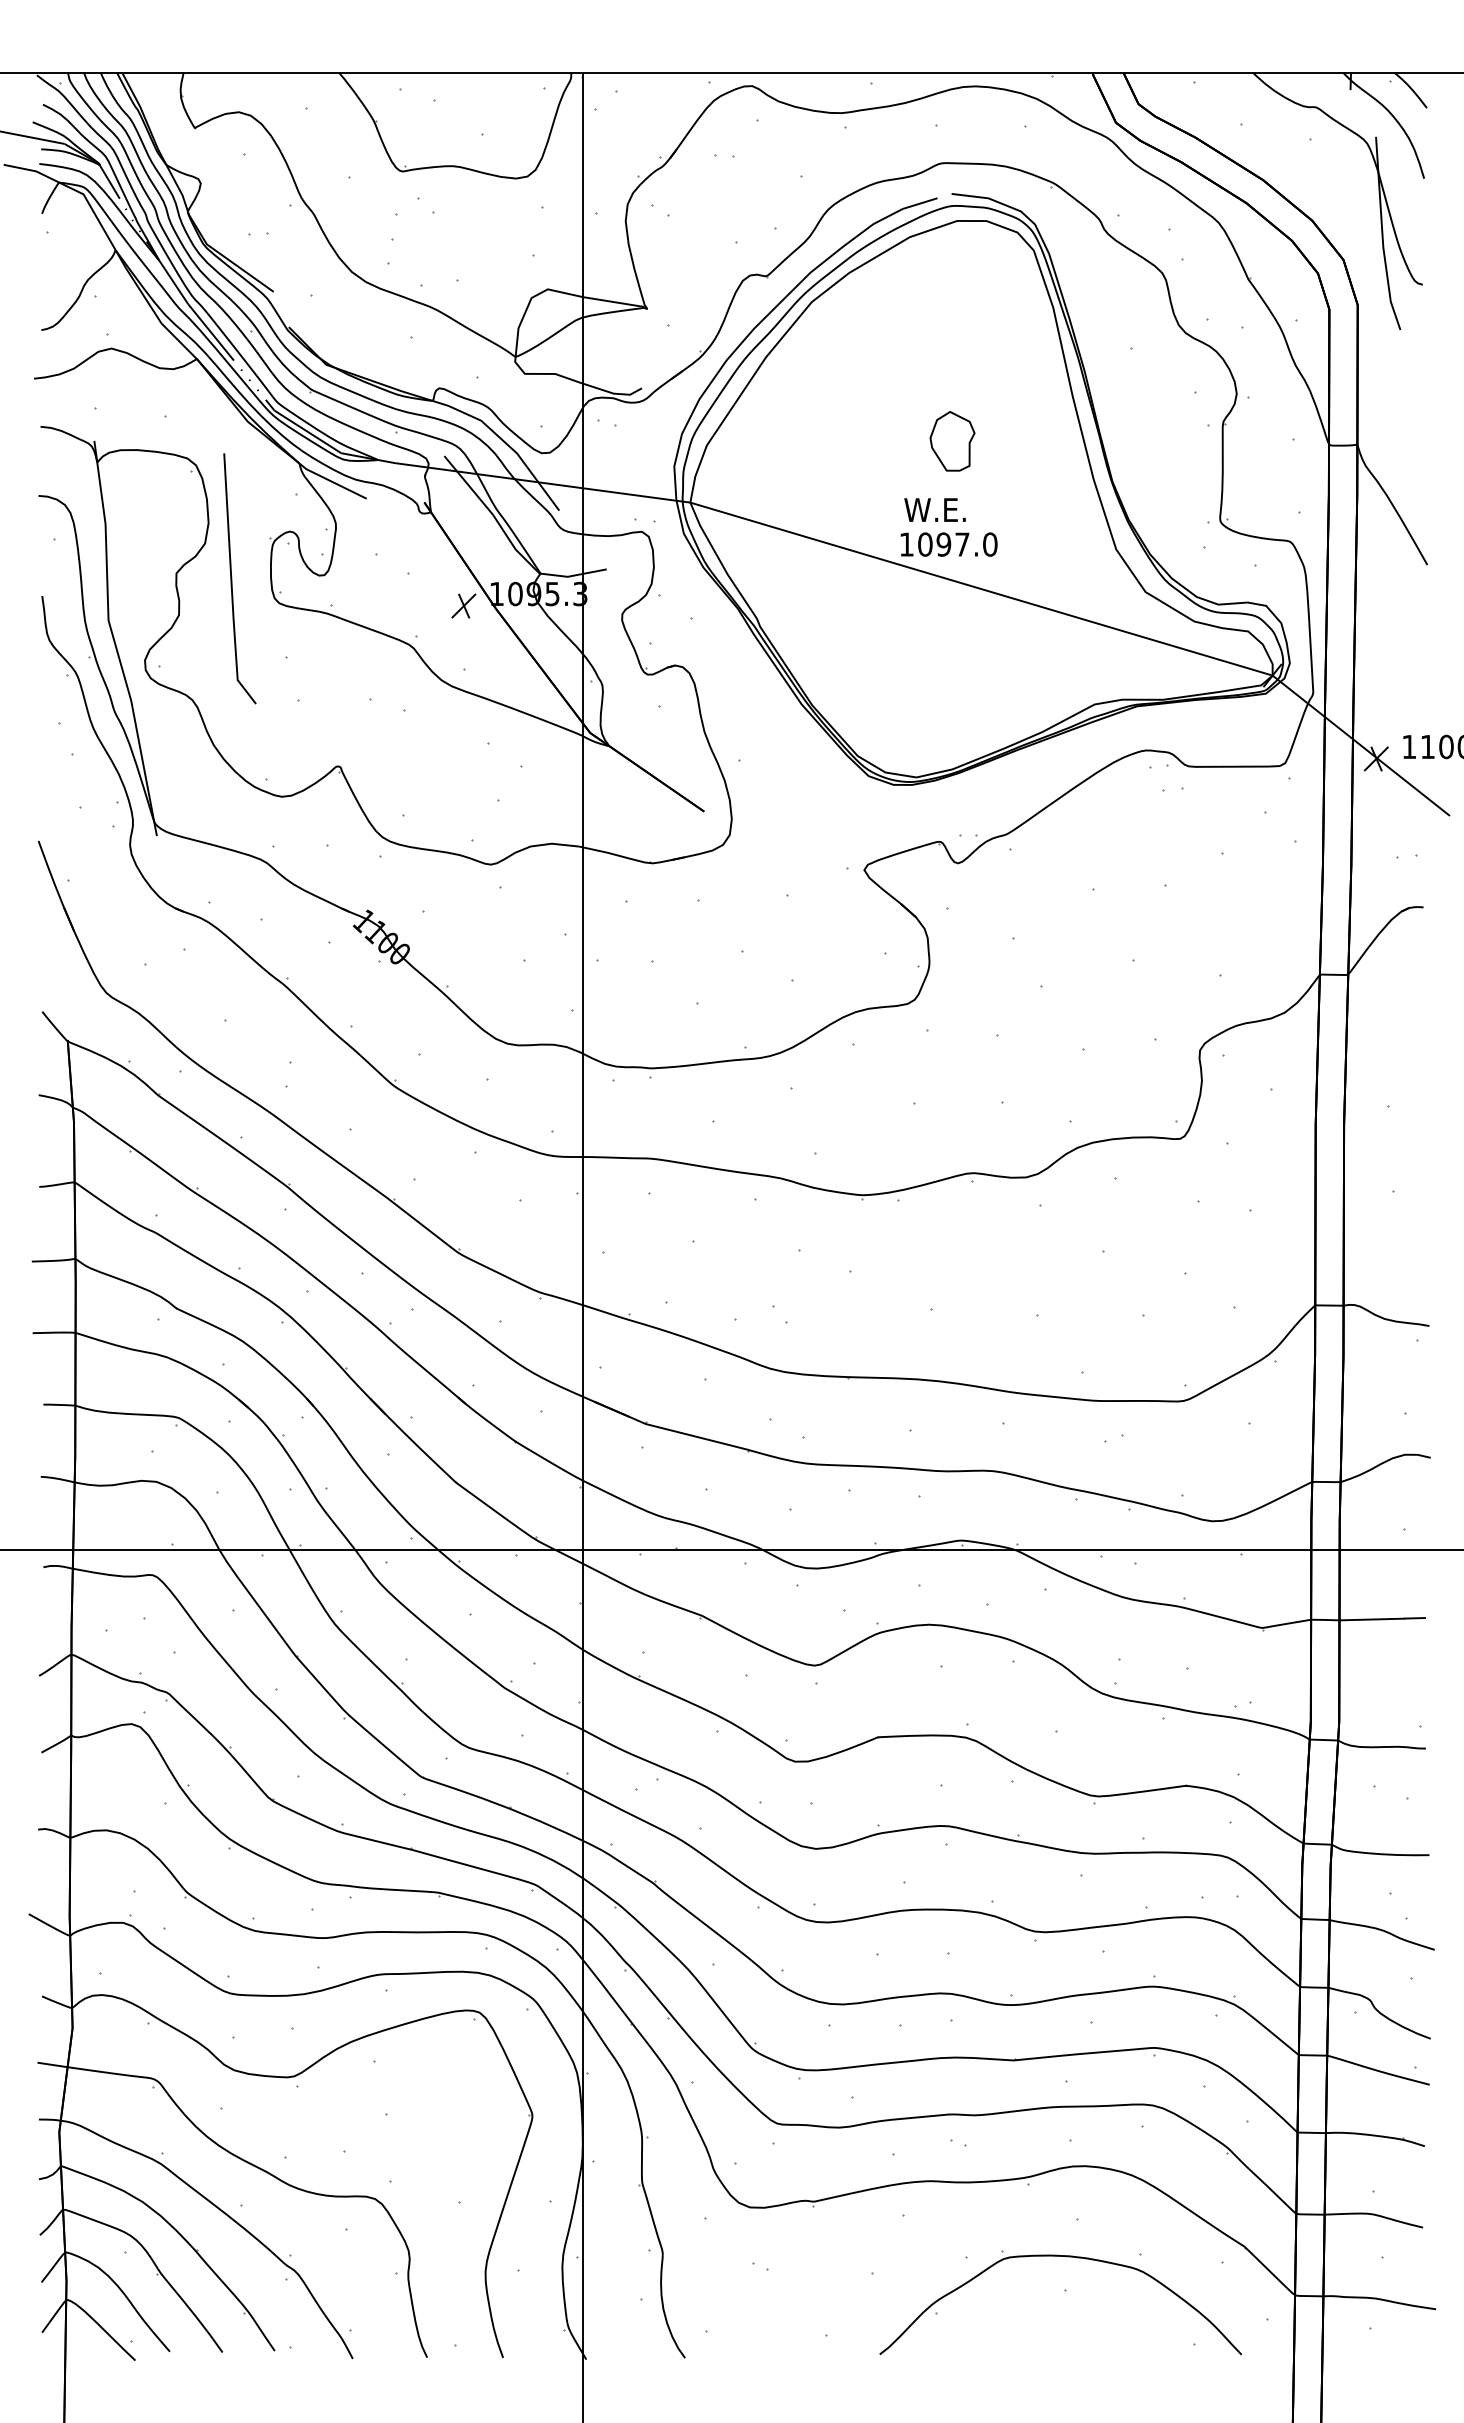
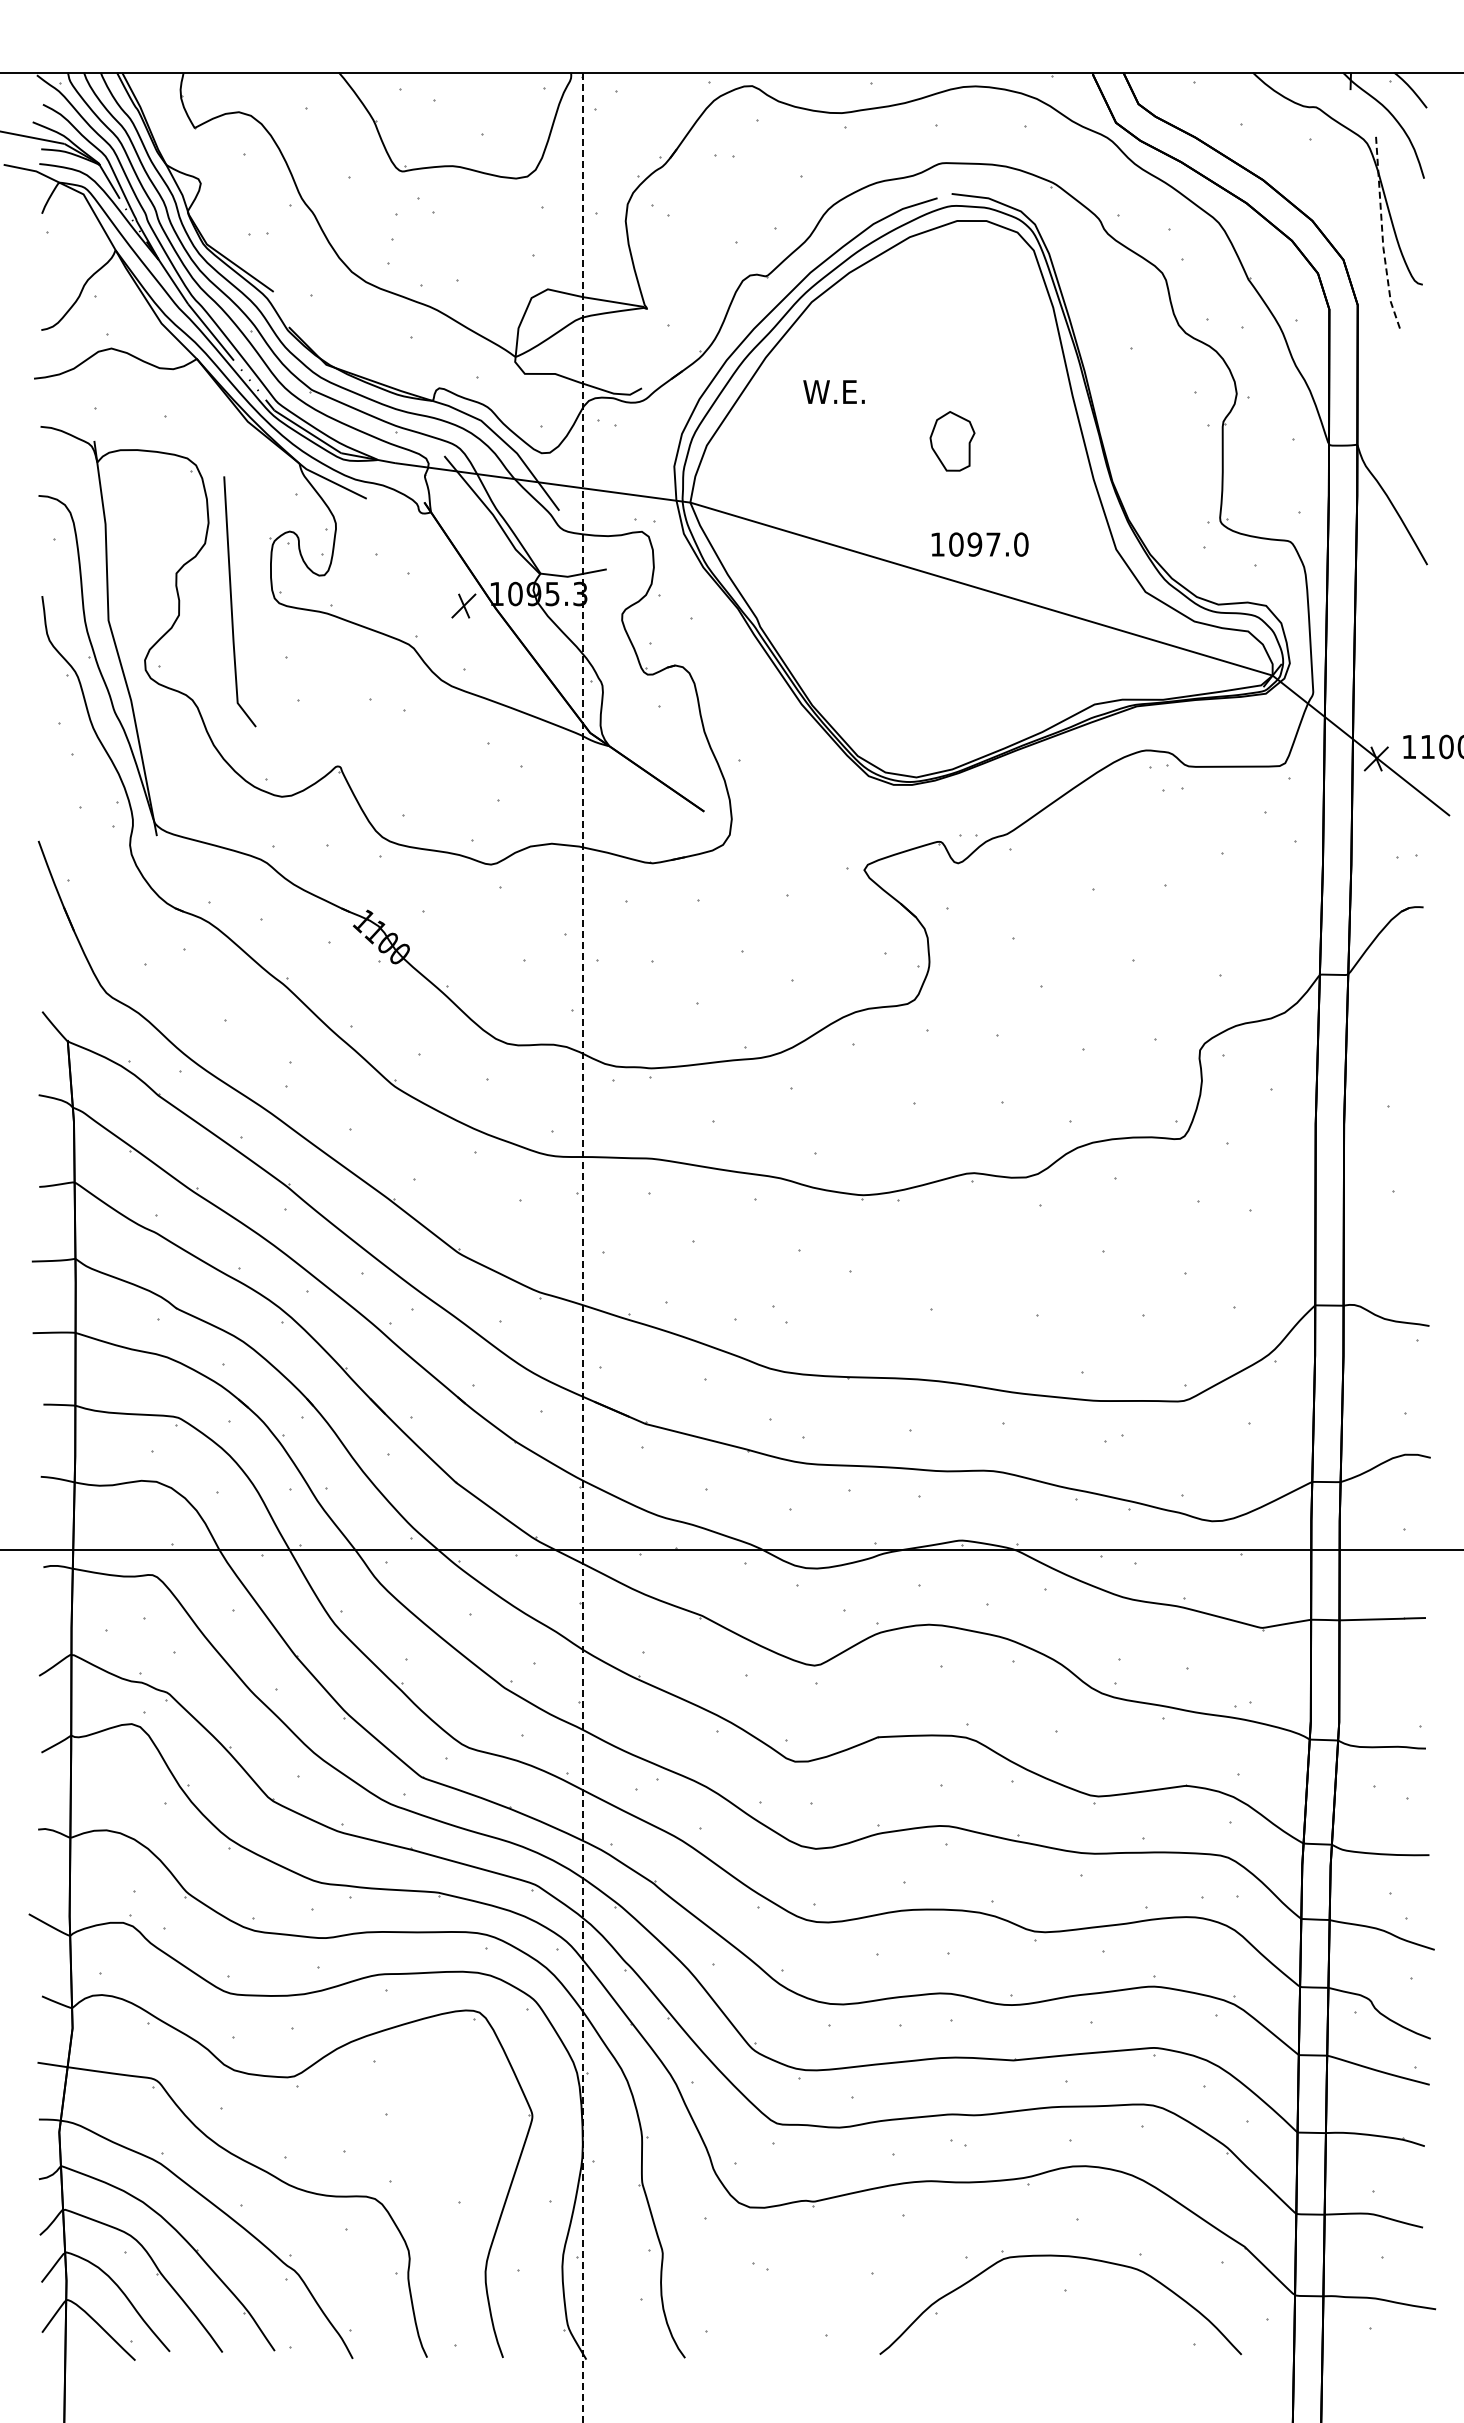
line: solid -> dashed (1382, 235)
text position: (934, 509) -> (833, 391) (833, 391)
text position: (948, 544) -> (979, 544) (979, 544)
line position: (232, 578) -> (232, 601) (232, 601)
line: solid -> dashed (583, 1247)
